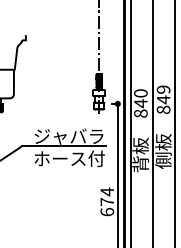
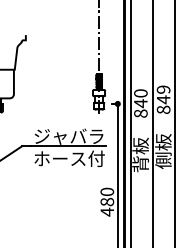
text: 674 -> 480 (107, 201)
